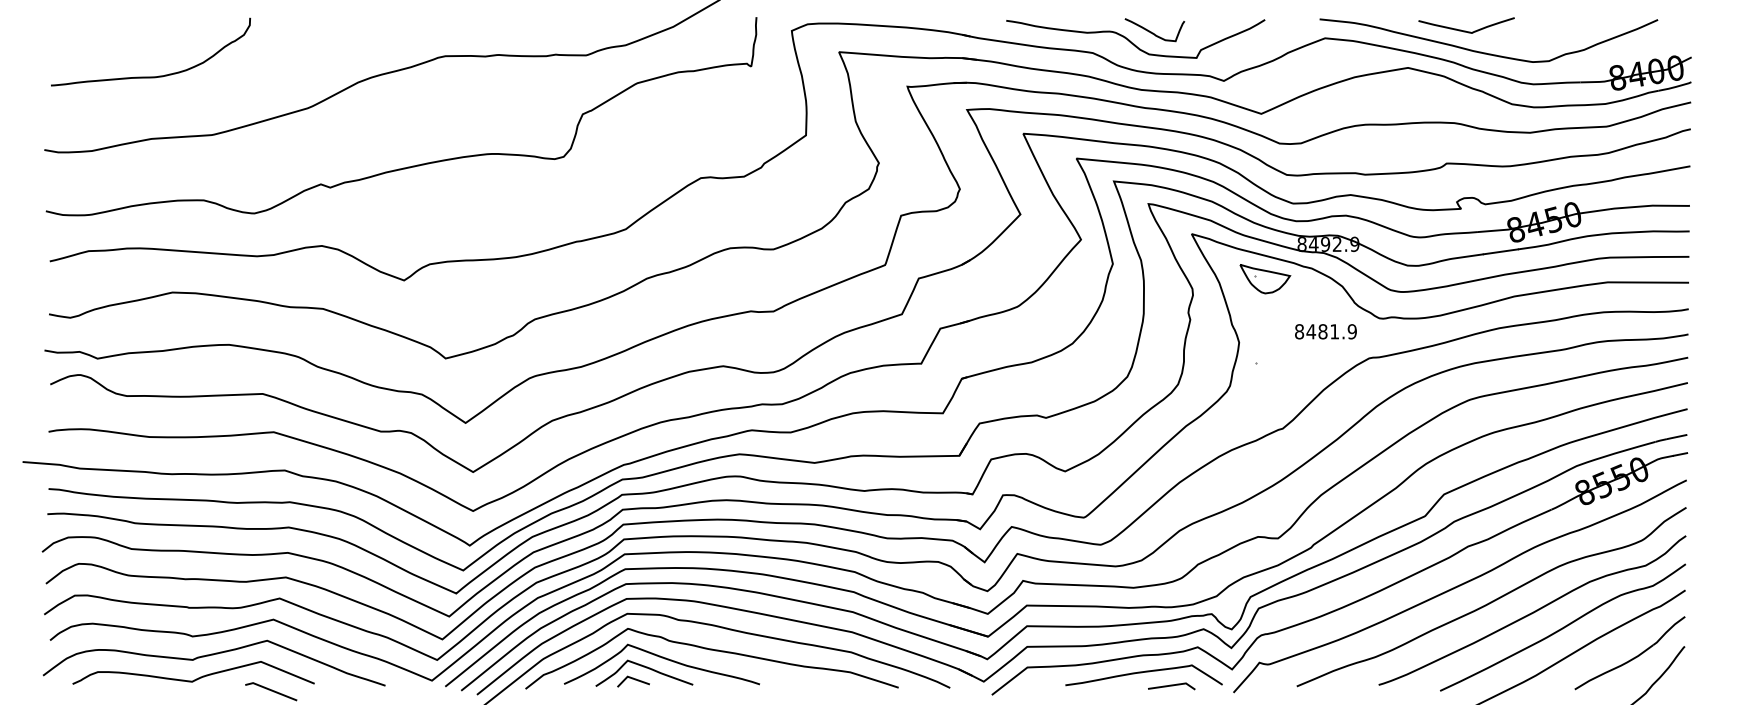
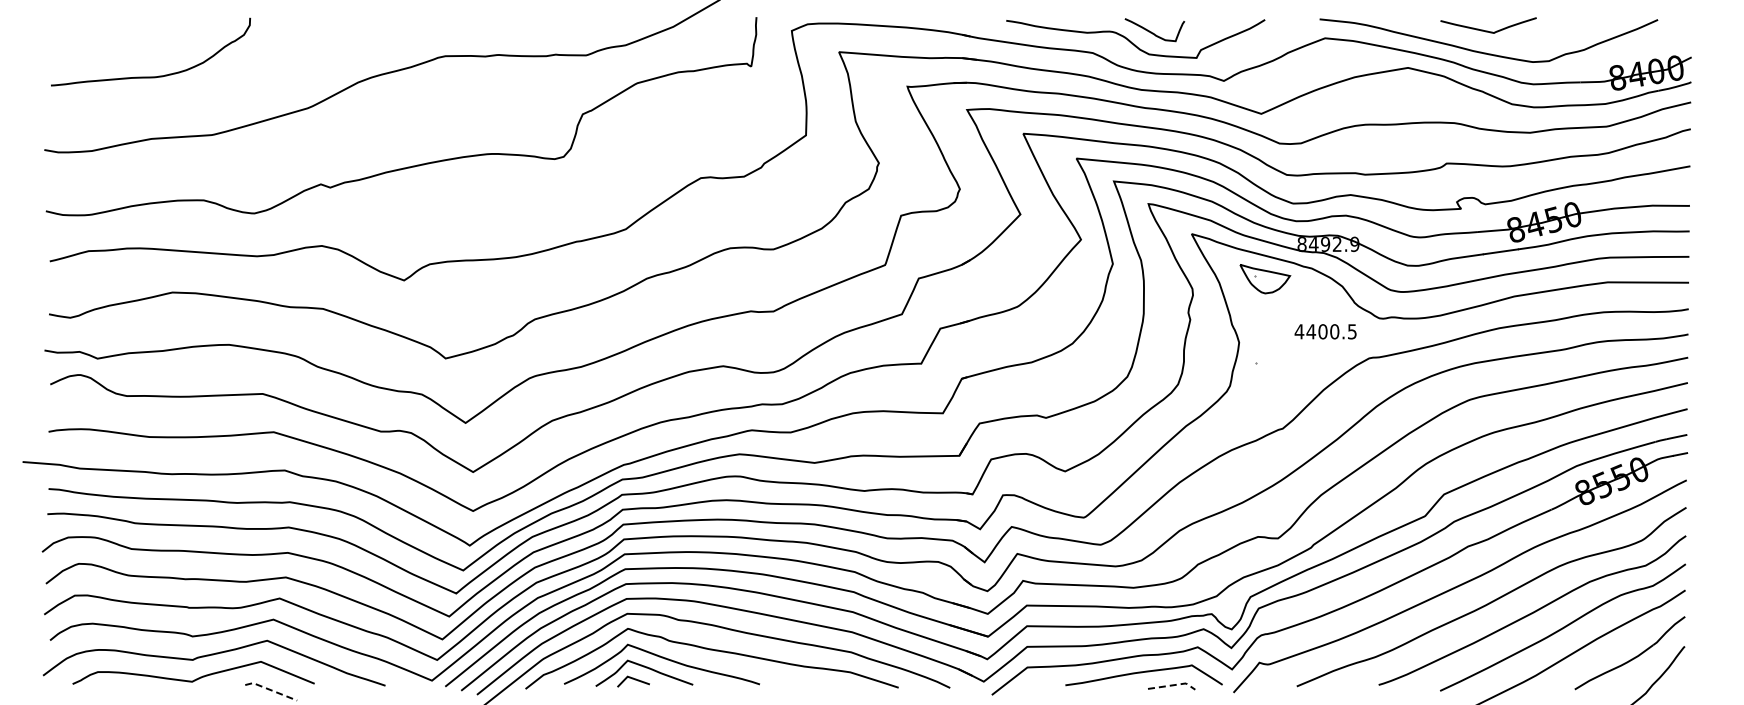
curve position: (1465, 30) -> (1487, 30) (1487, 30)
text: 8481.9 -> 4400.5 (1325, 331)
line: solid -> dashed (1173, 685)
line: solid -> dashed (270, 690)
